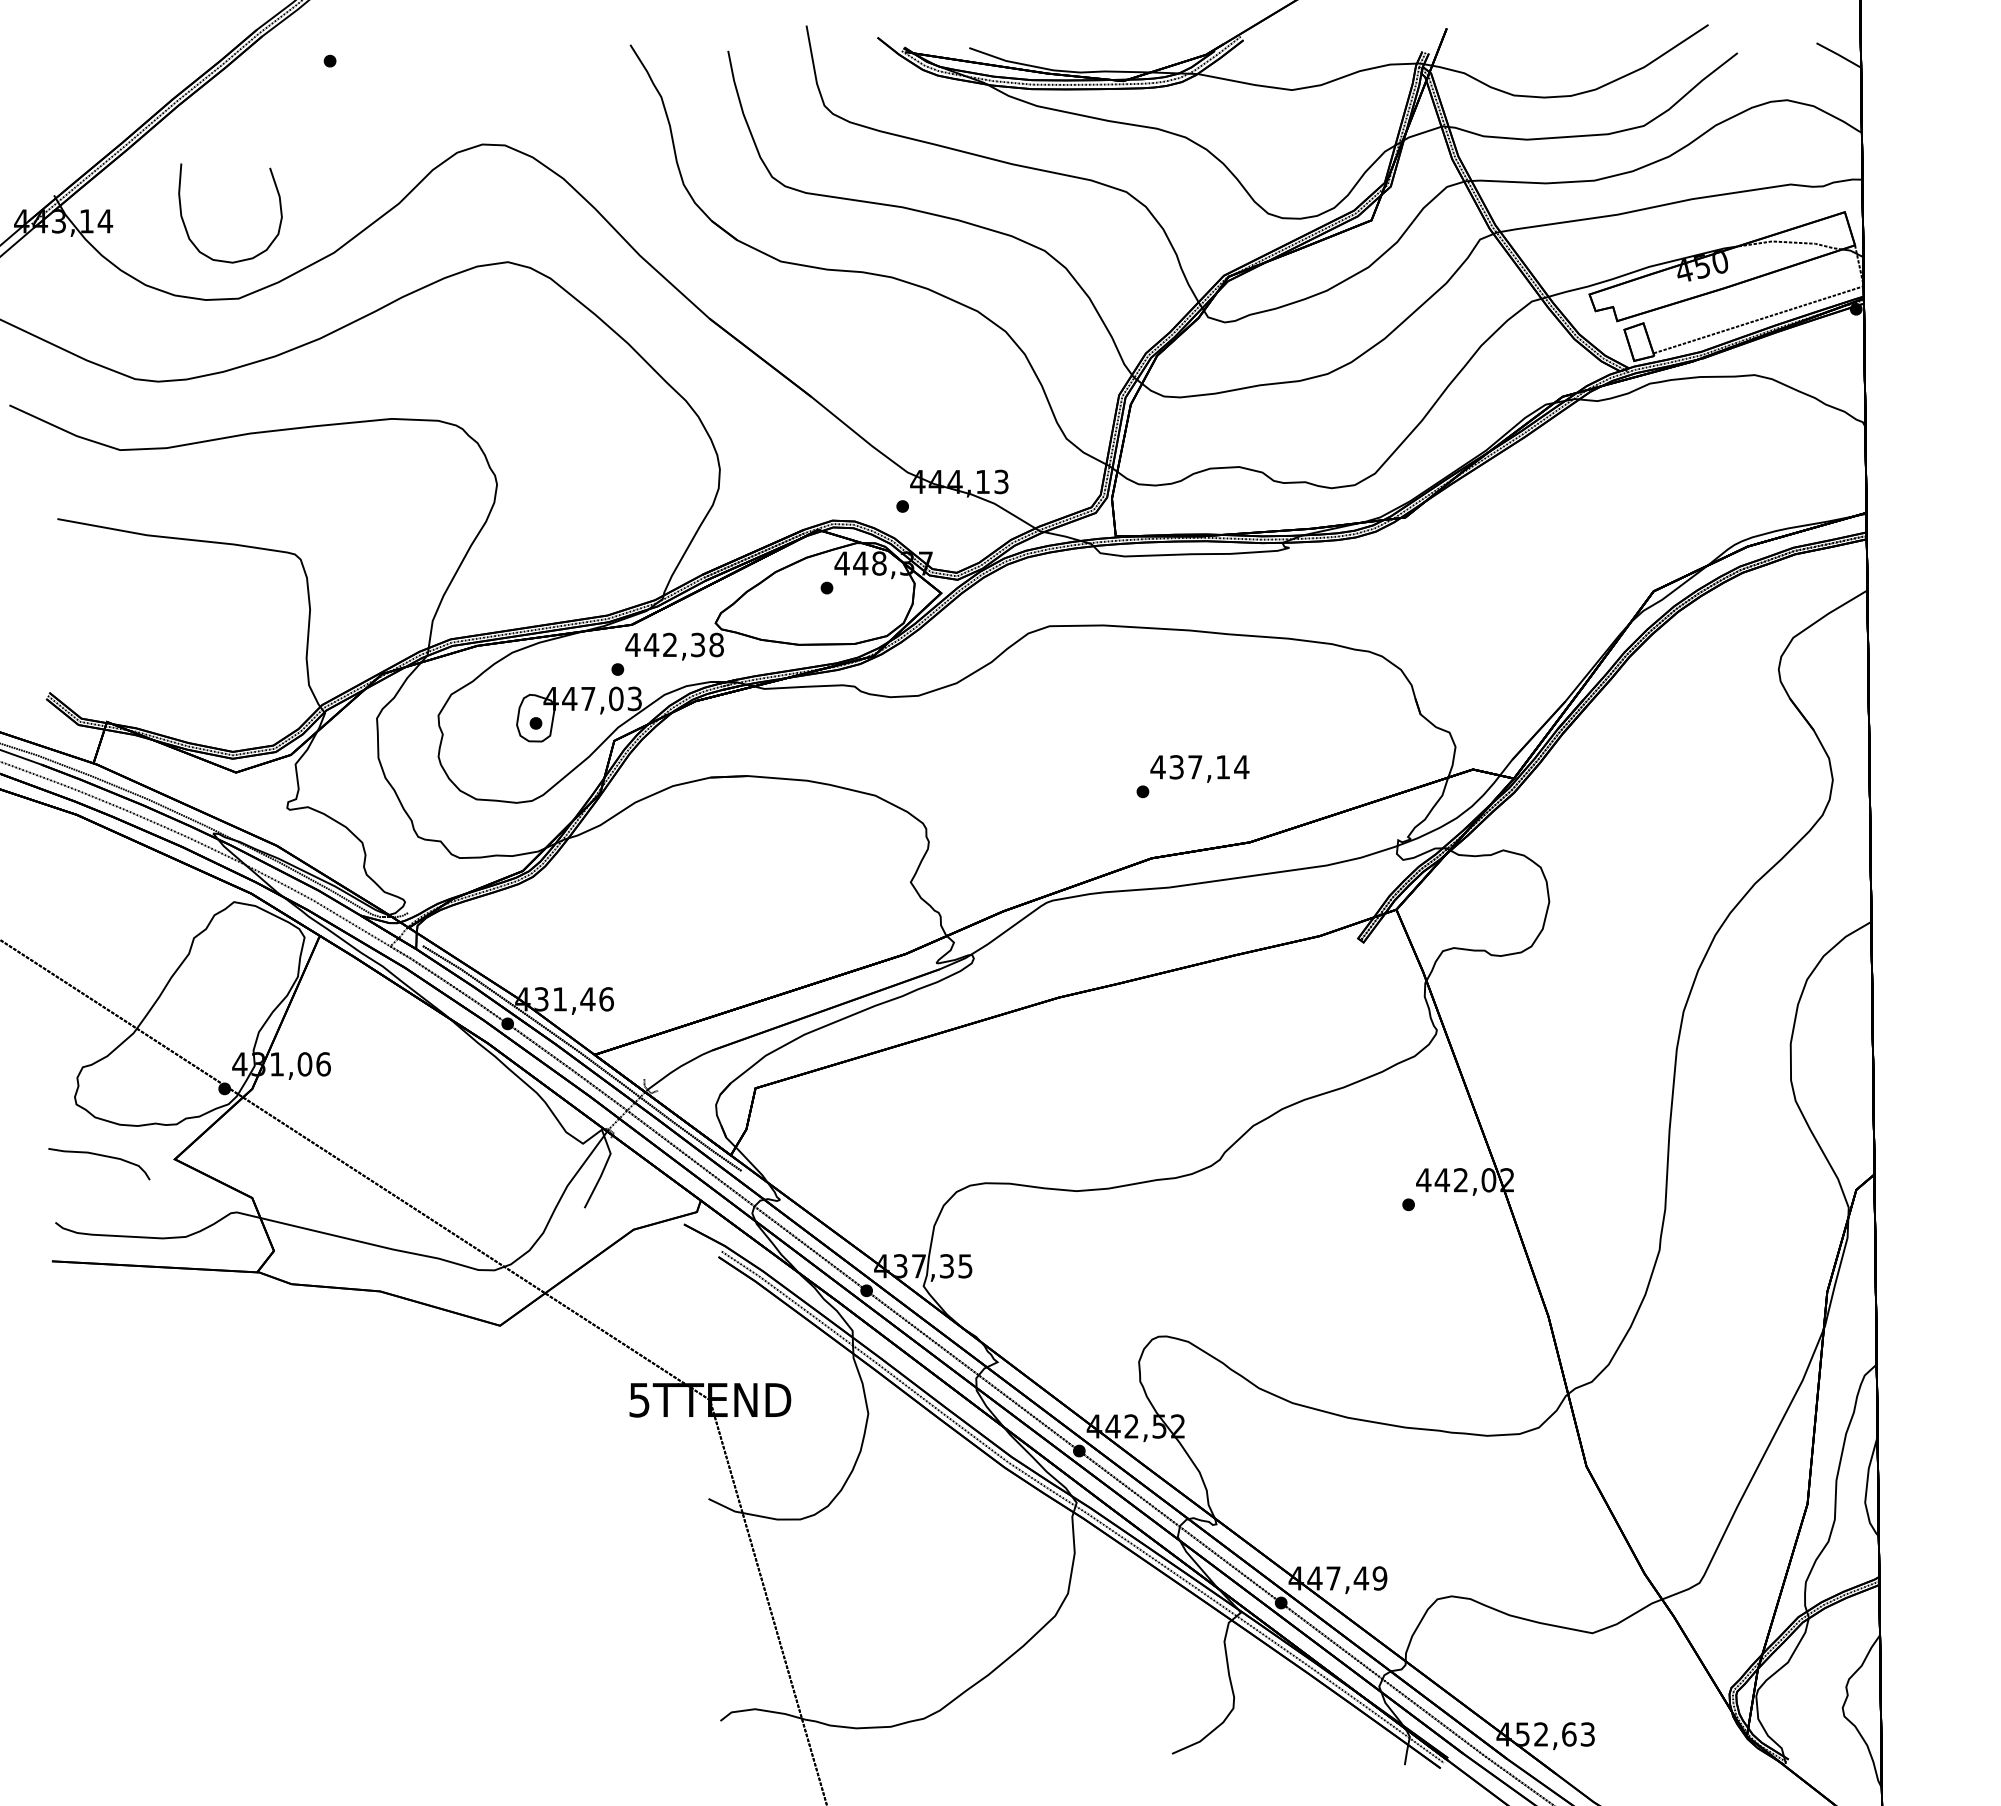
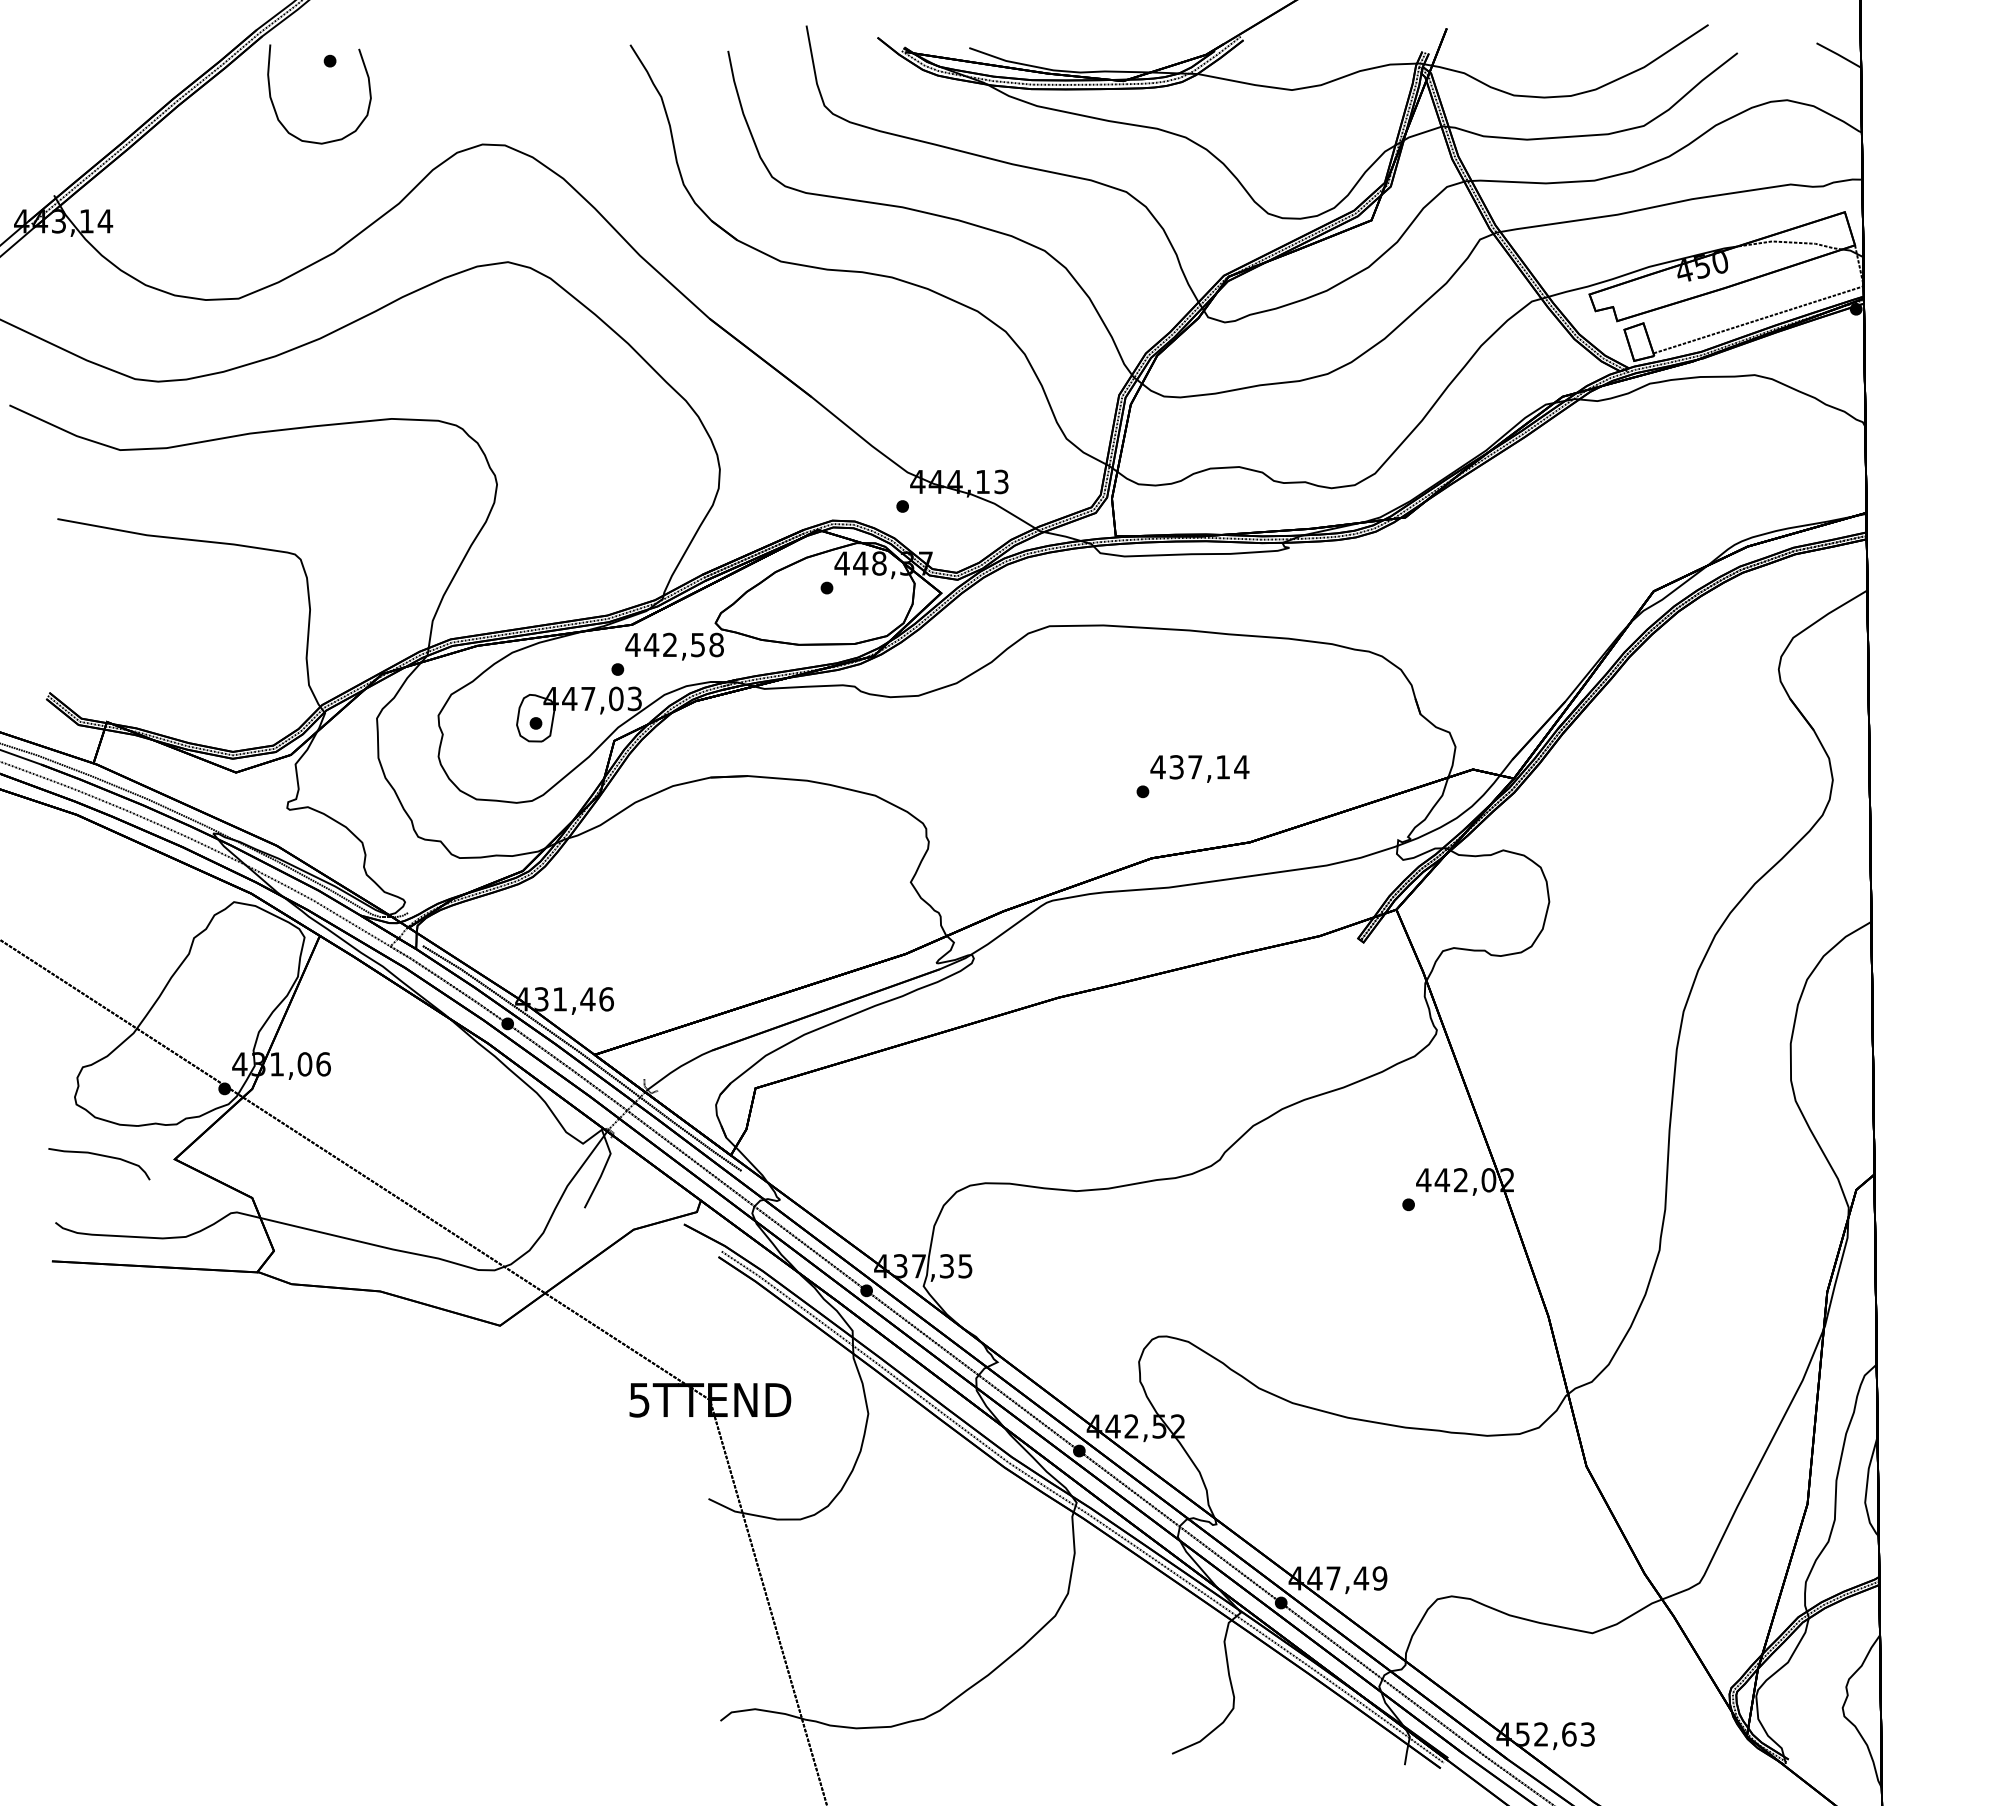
curve position: (186, 227) -> (275, 108) (275, 108)
text: 442,38 -> 442,58 (697, 644)
